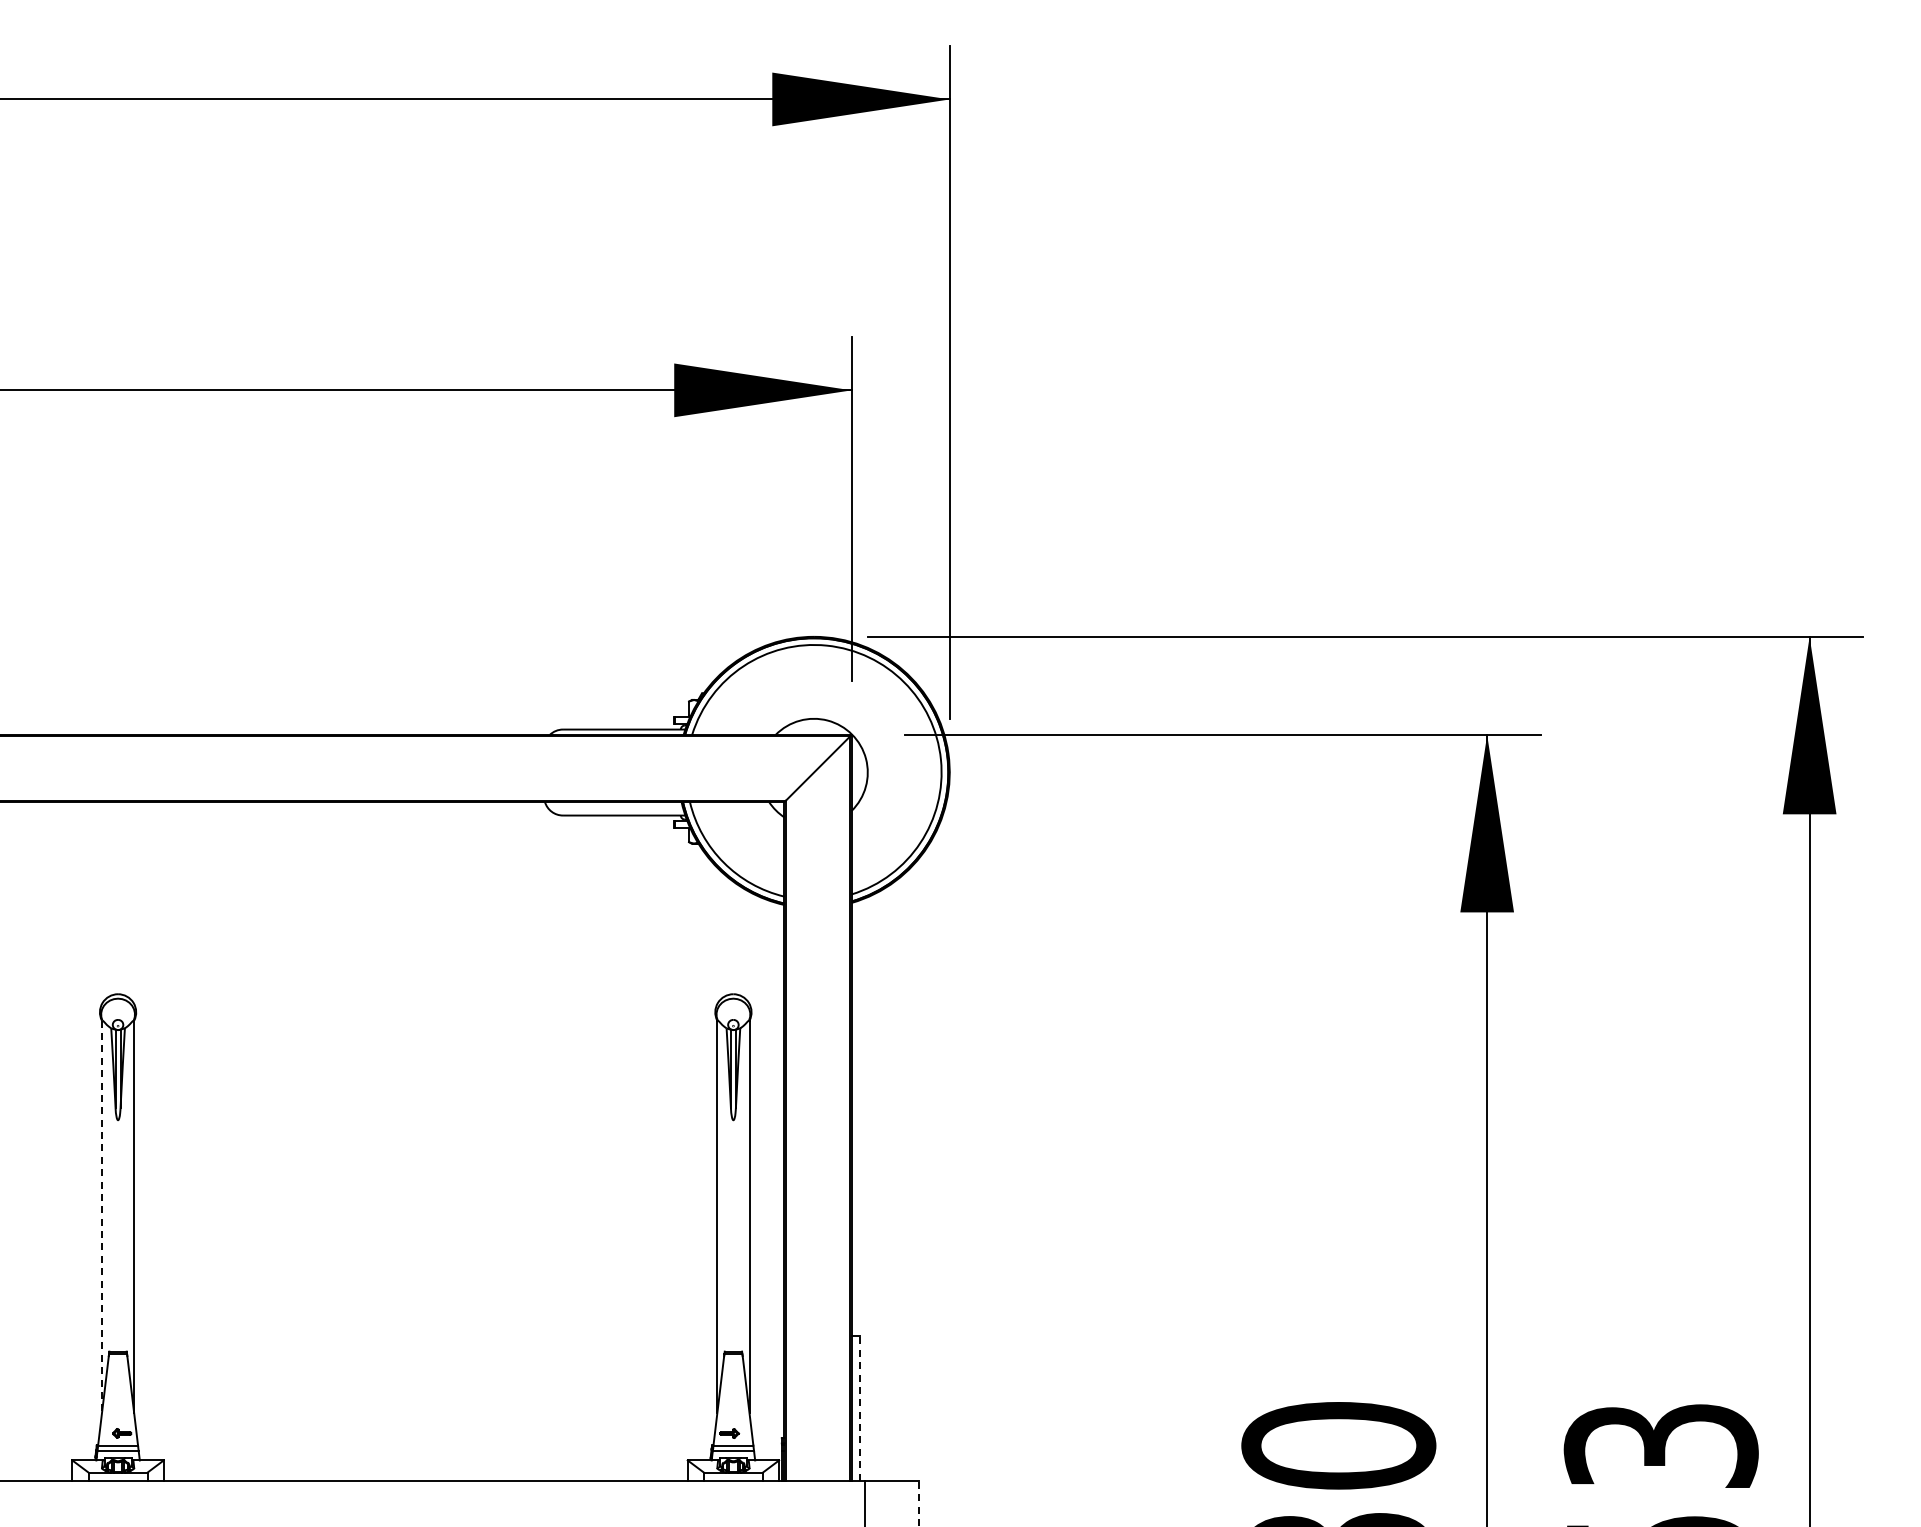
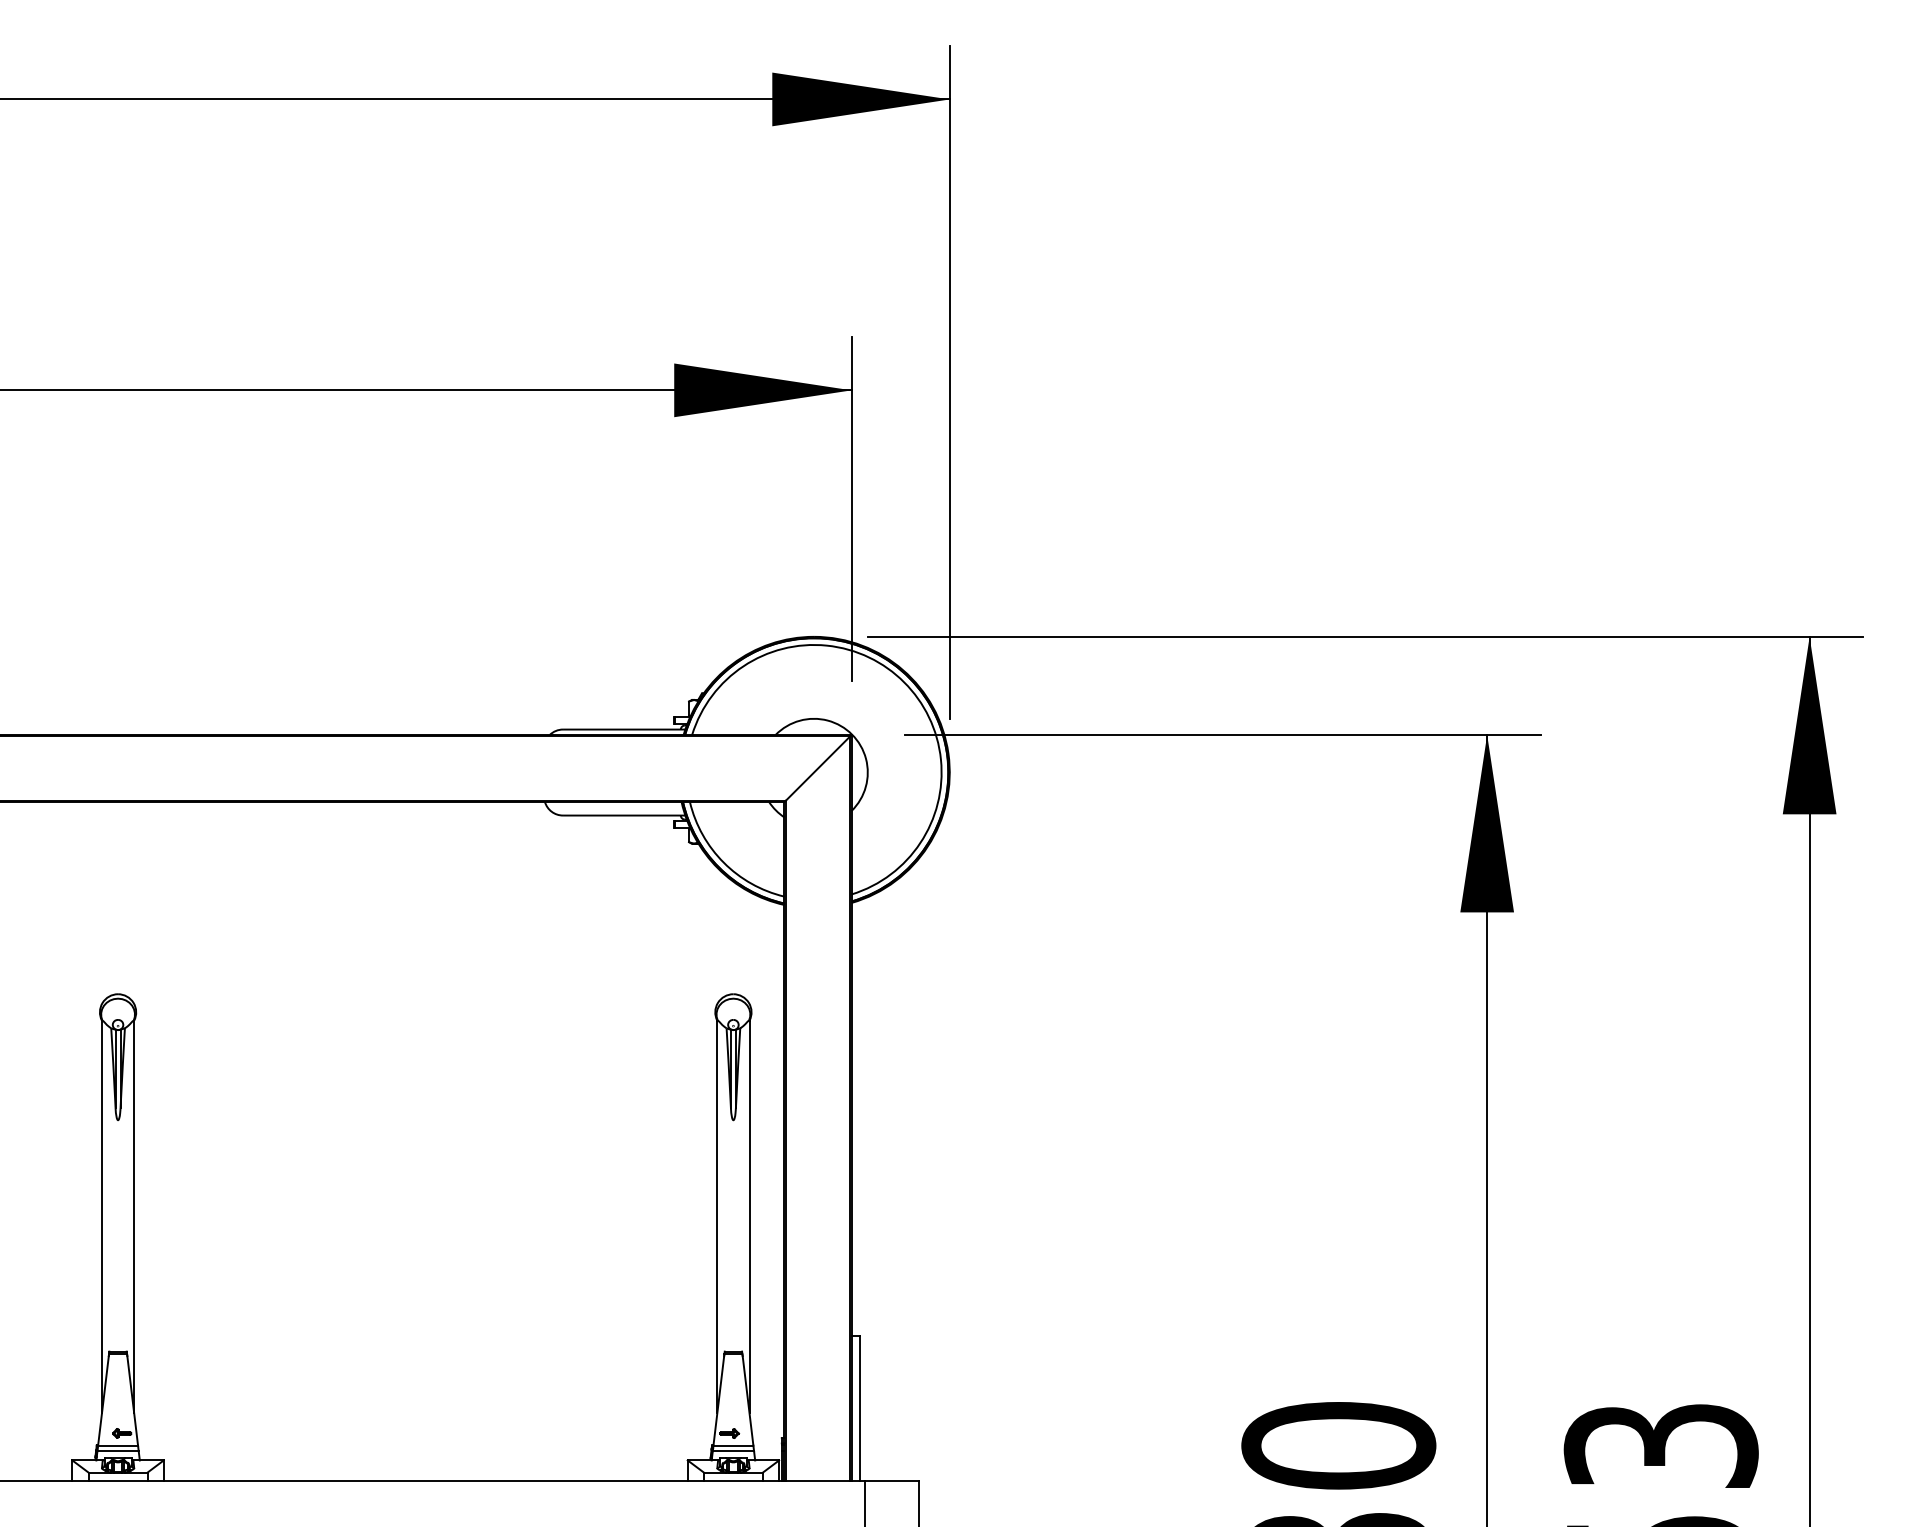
line: dashed -> solid (101, 1217)
line: dashed -> solid (859, 1407)
line: dashed -> solid (918, 1503)
